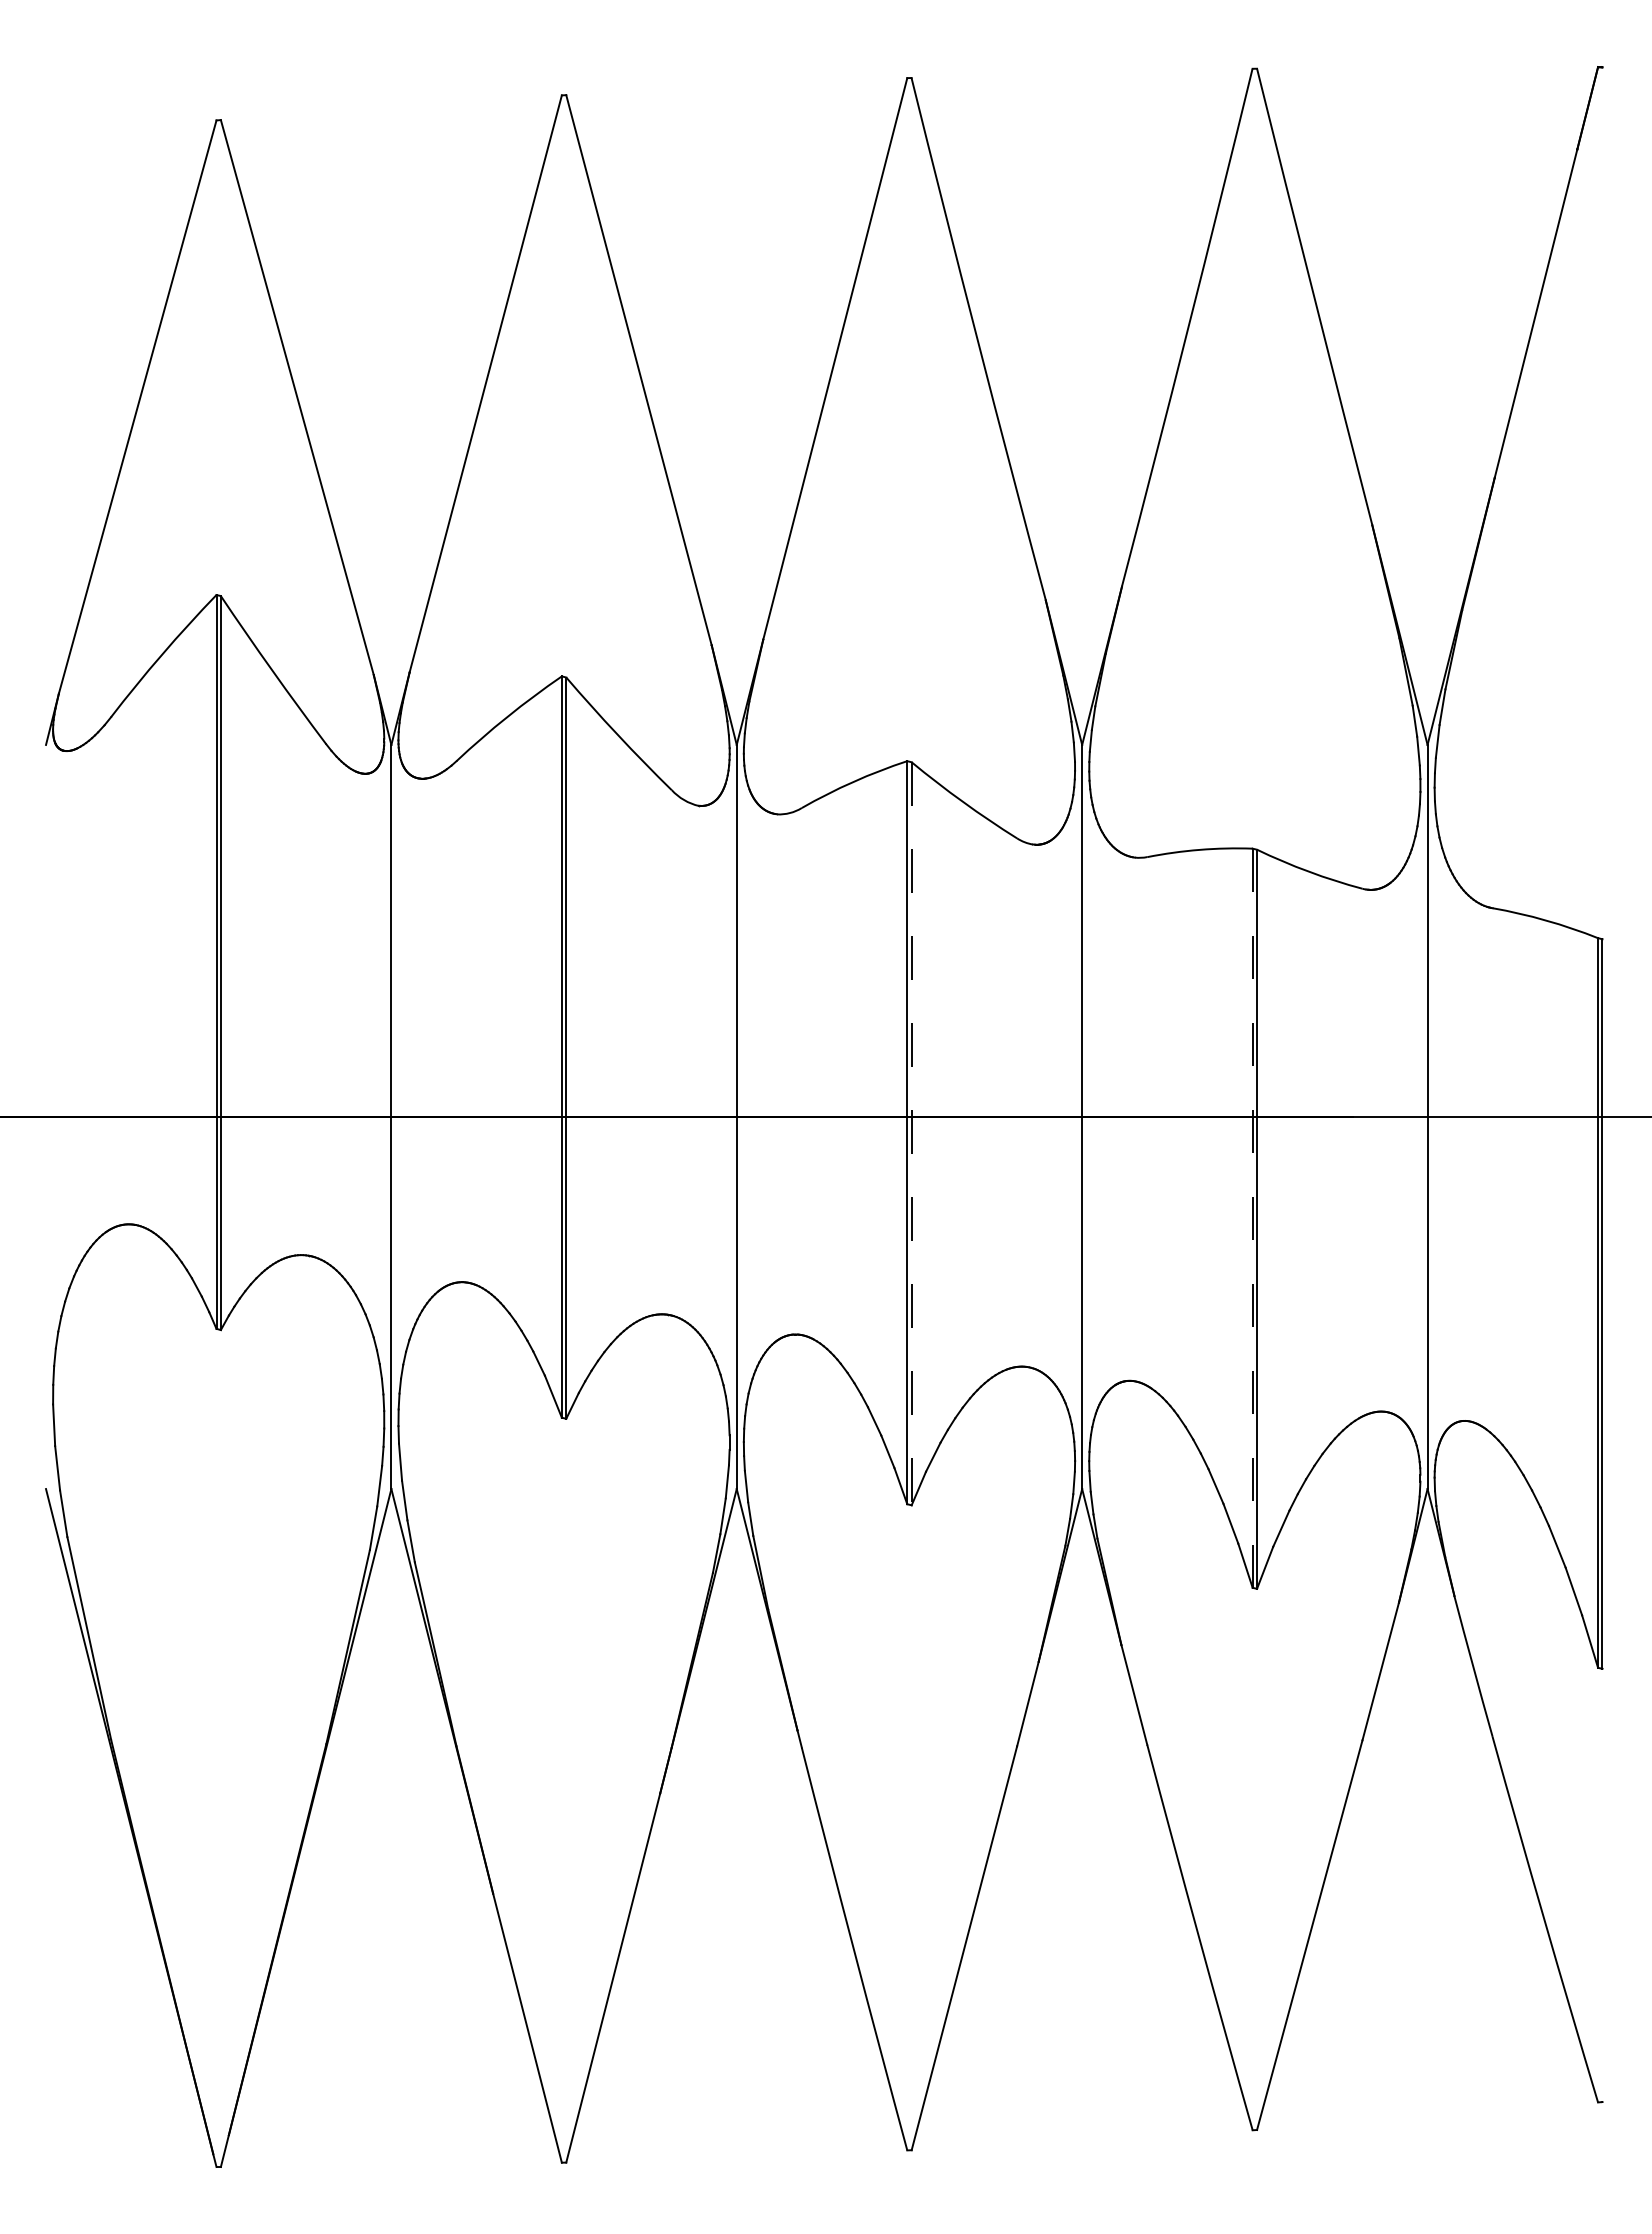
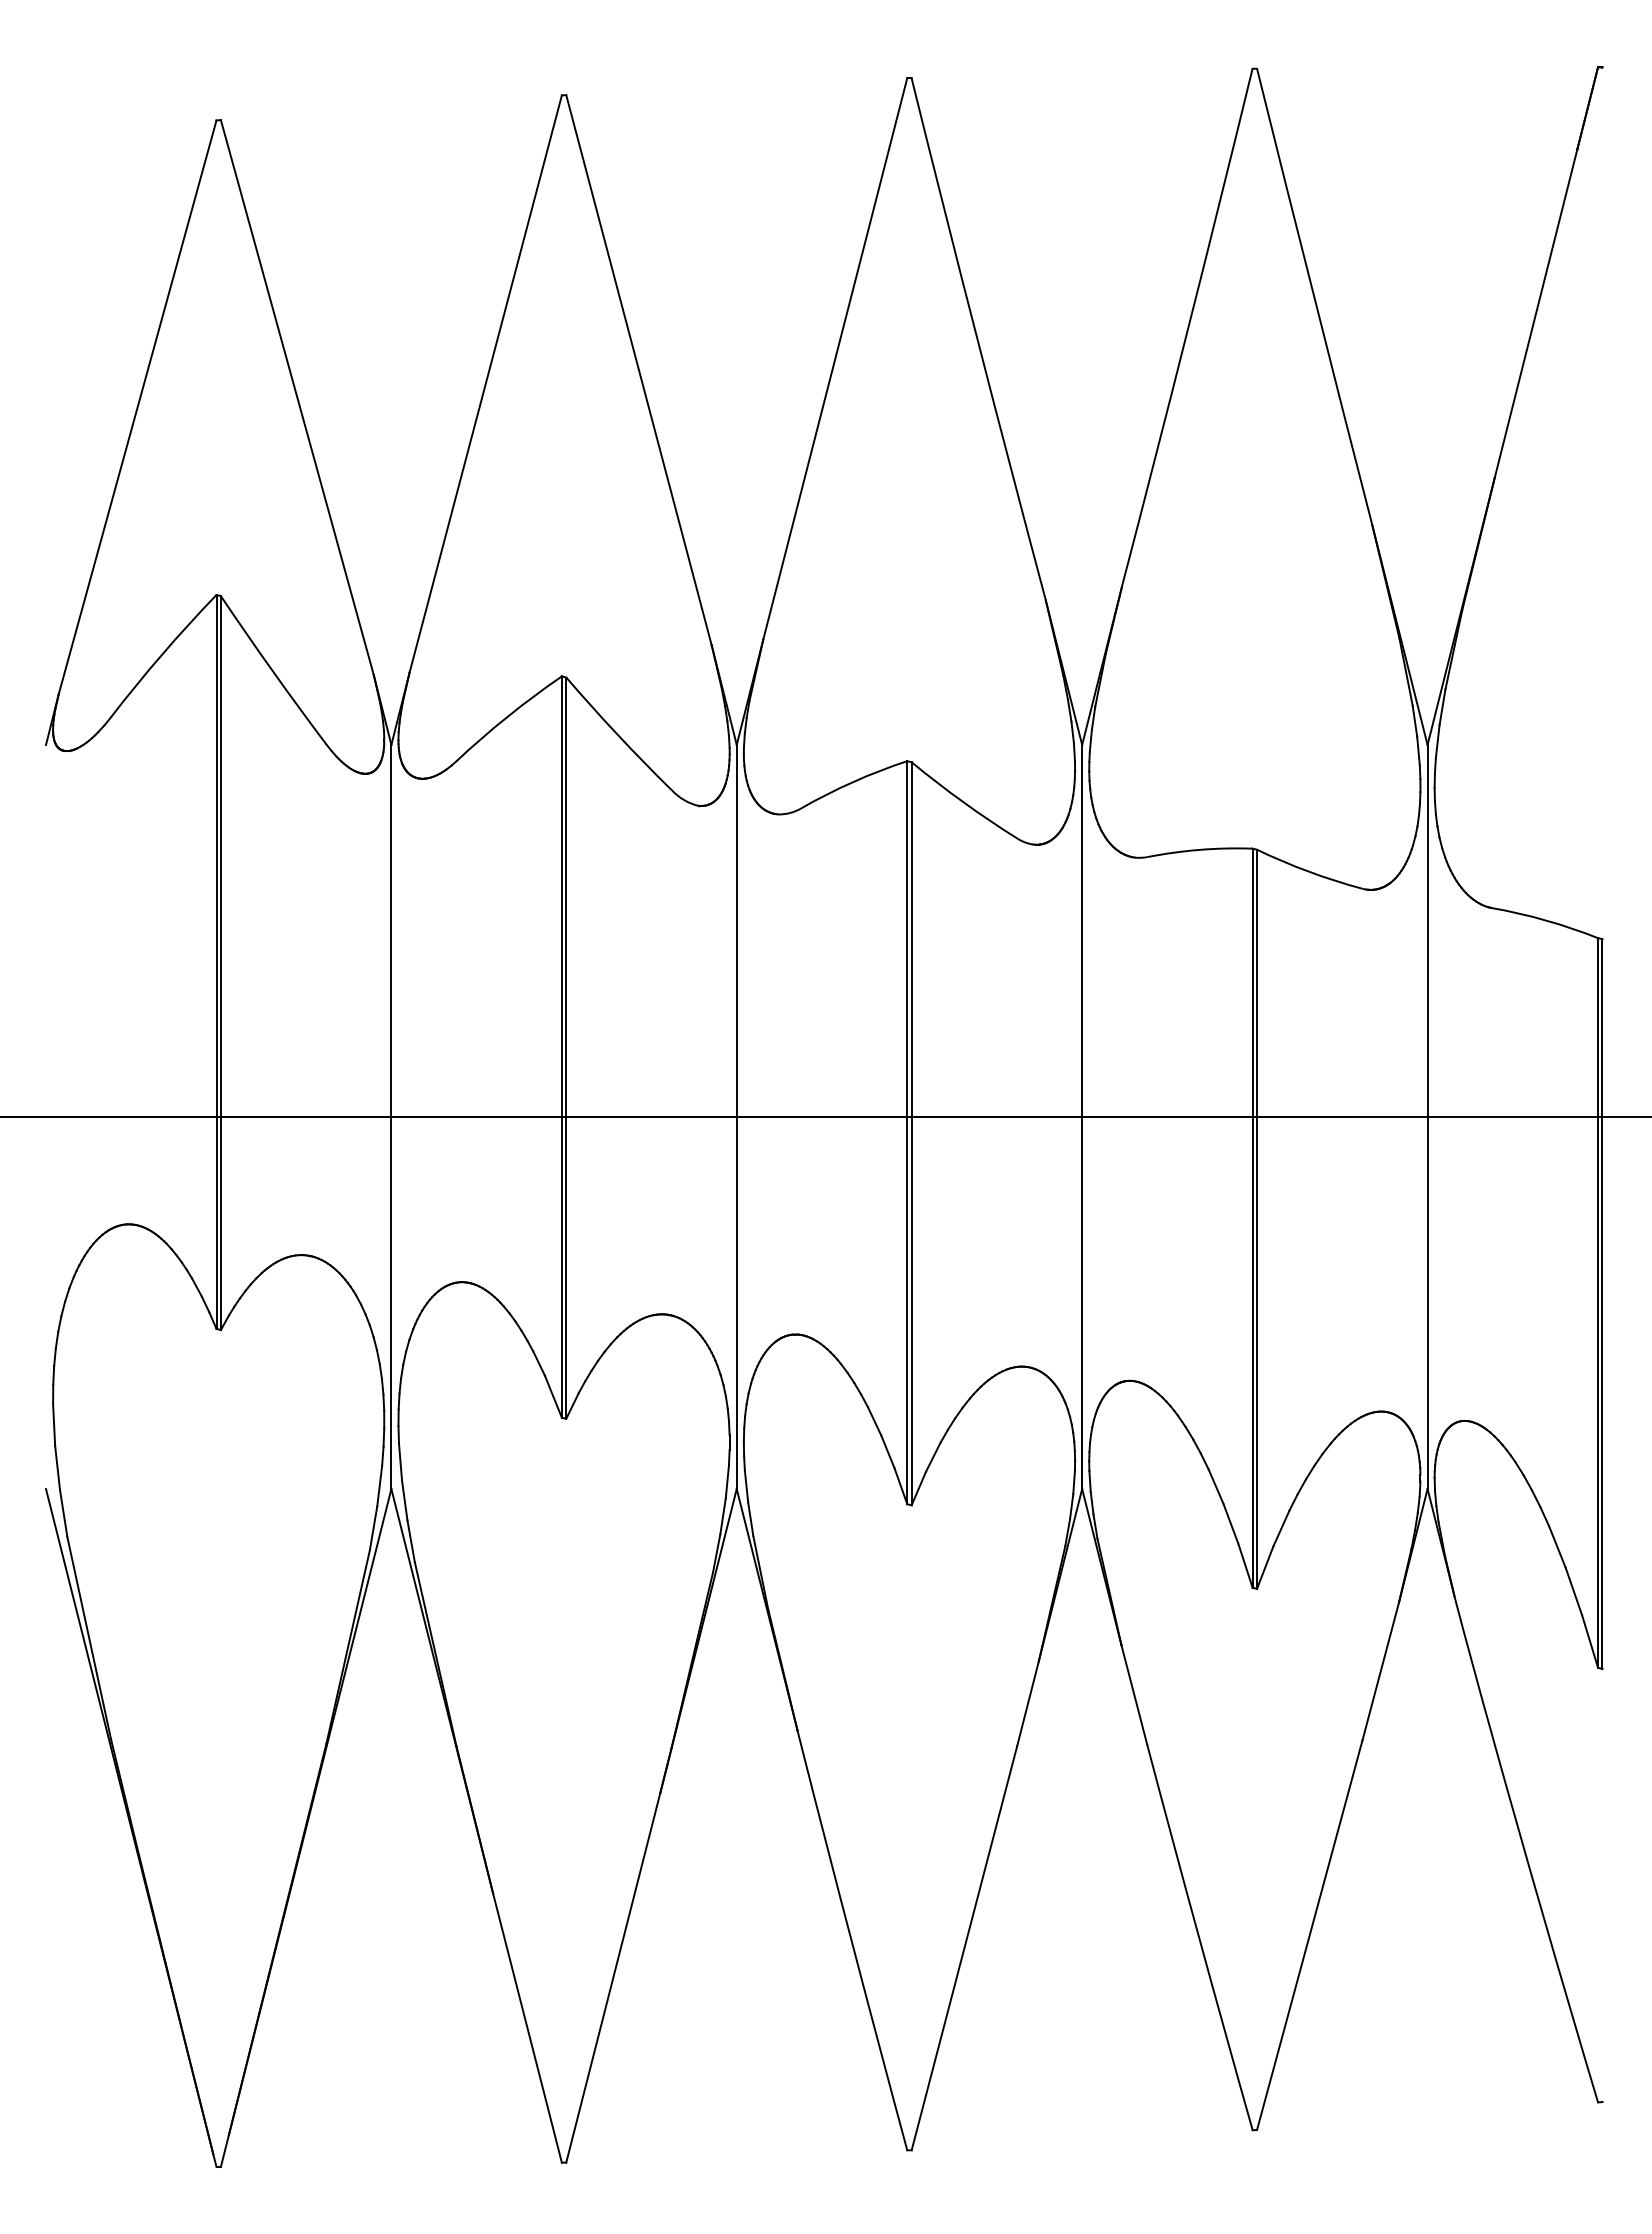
line: dashed -> solid (911, 1133)
line: dashed -> solid (1252, 1218)
